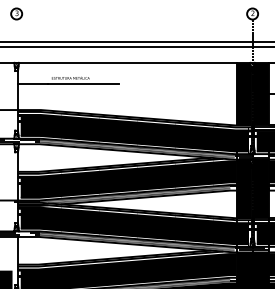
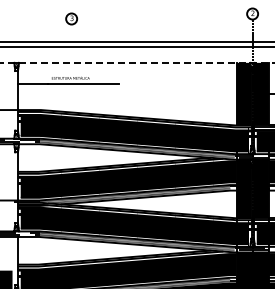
part position: (16, 13) -> (71, 18) (71, 18)
line: solid -> dashed (137, 62)
